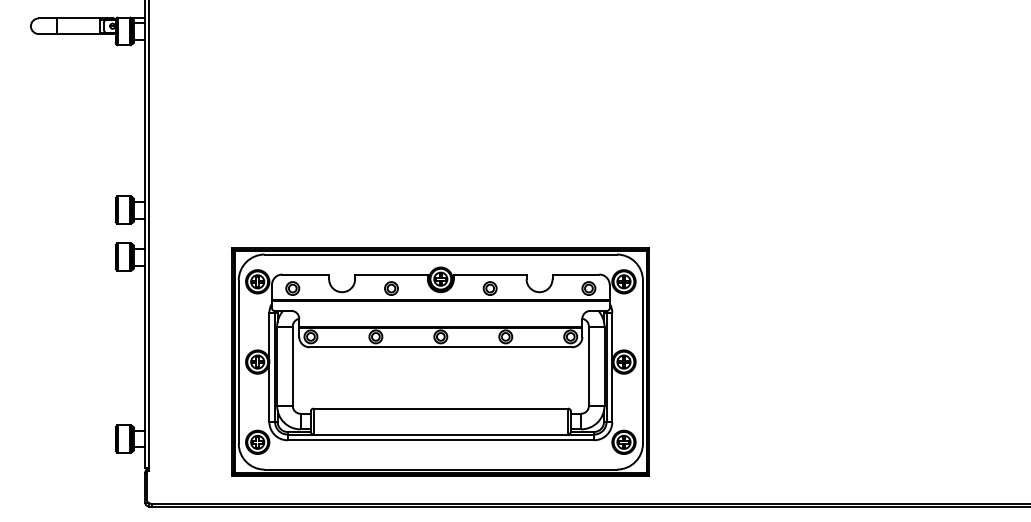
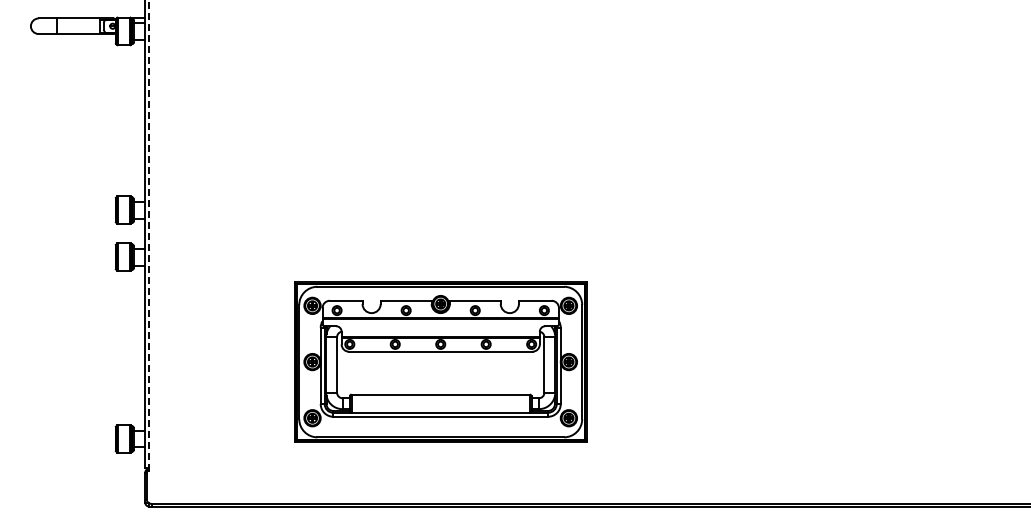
line: solid -> dashed (149, 235)
part size: 419x230 px -> 294x162 px (440, 361)
